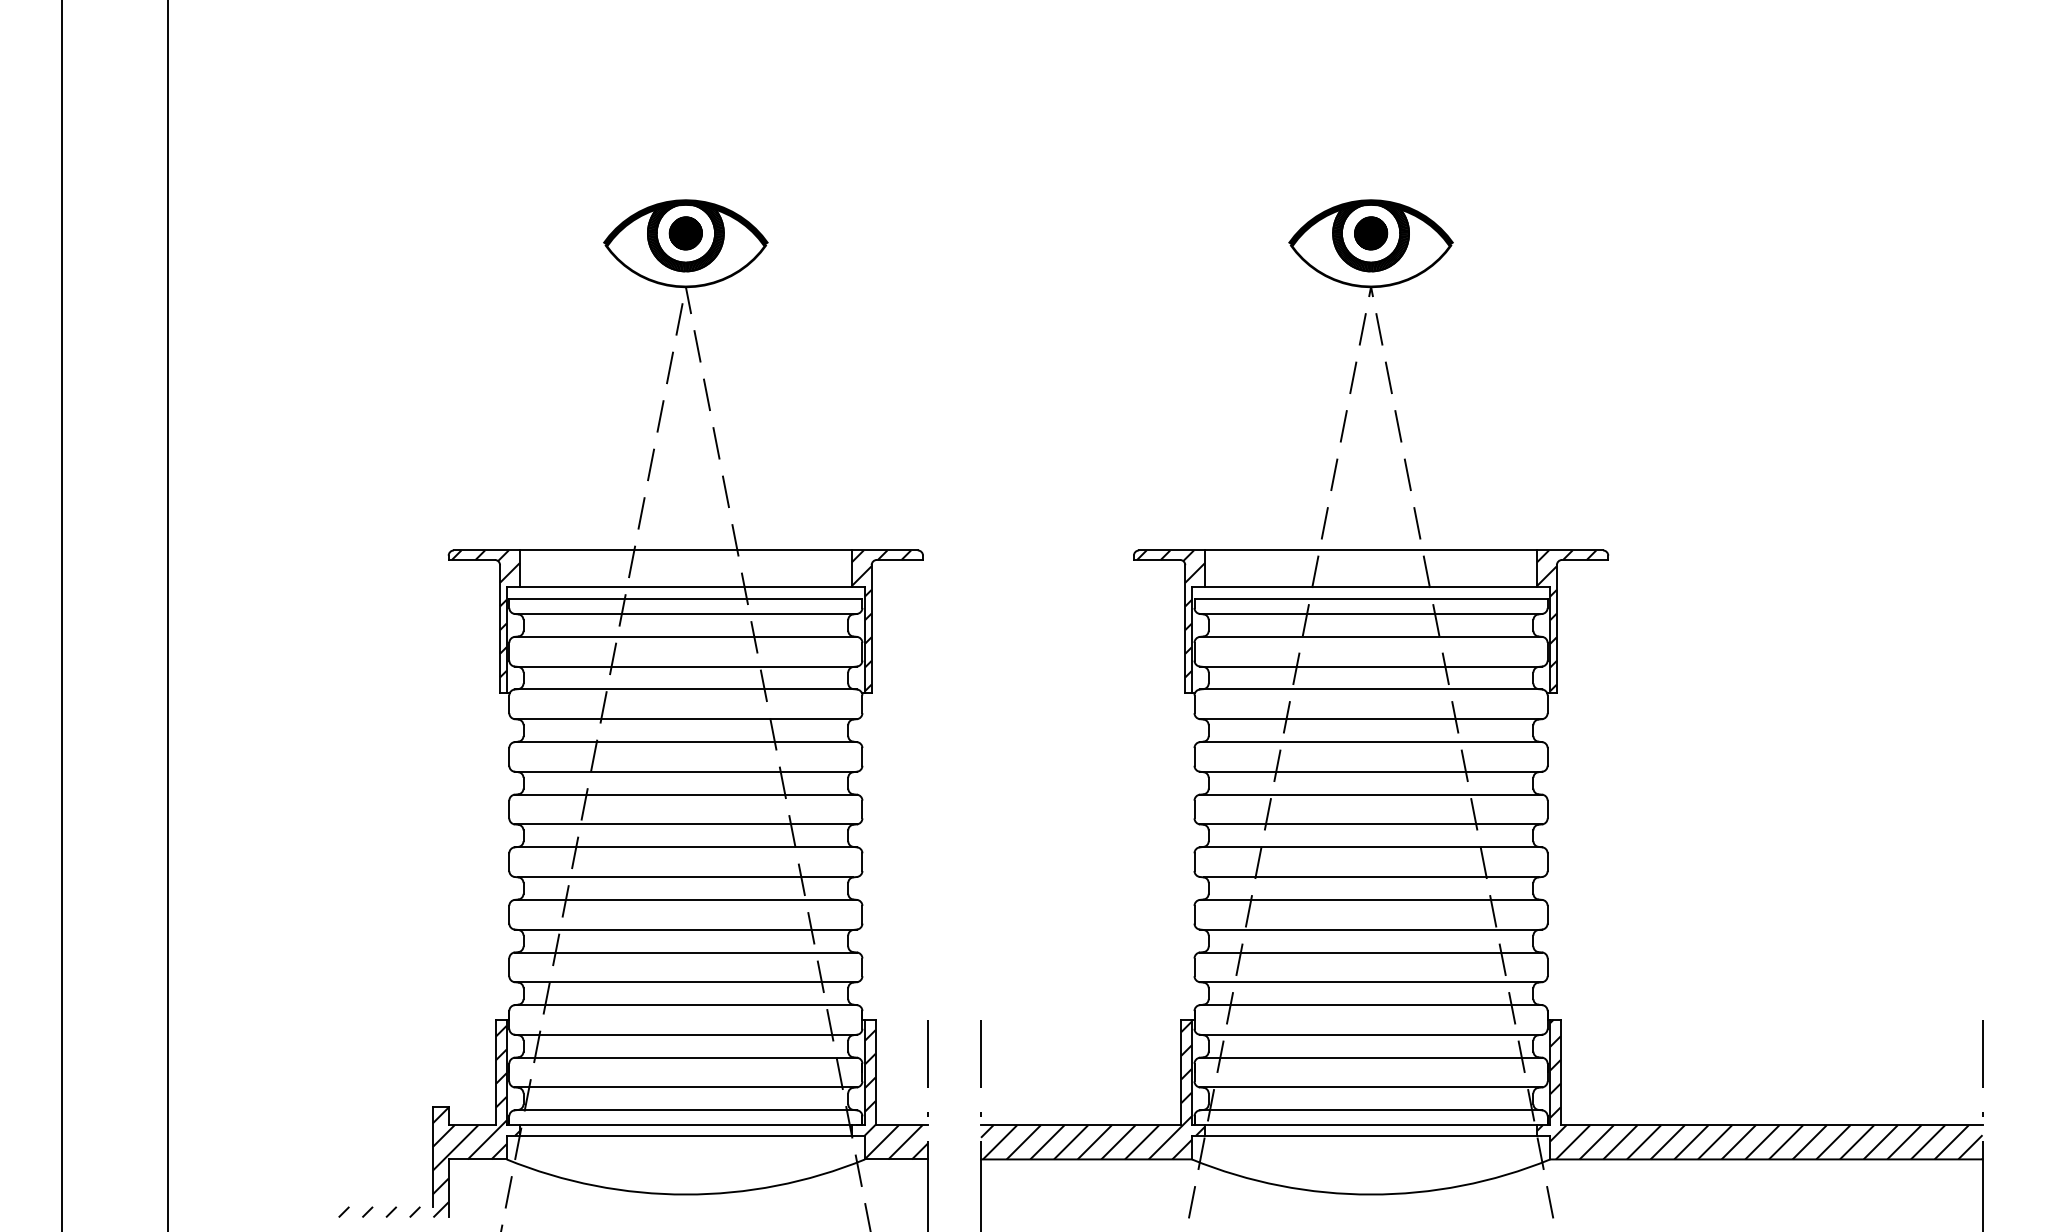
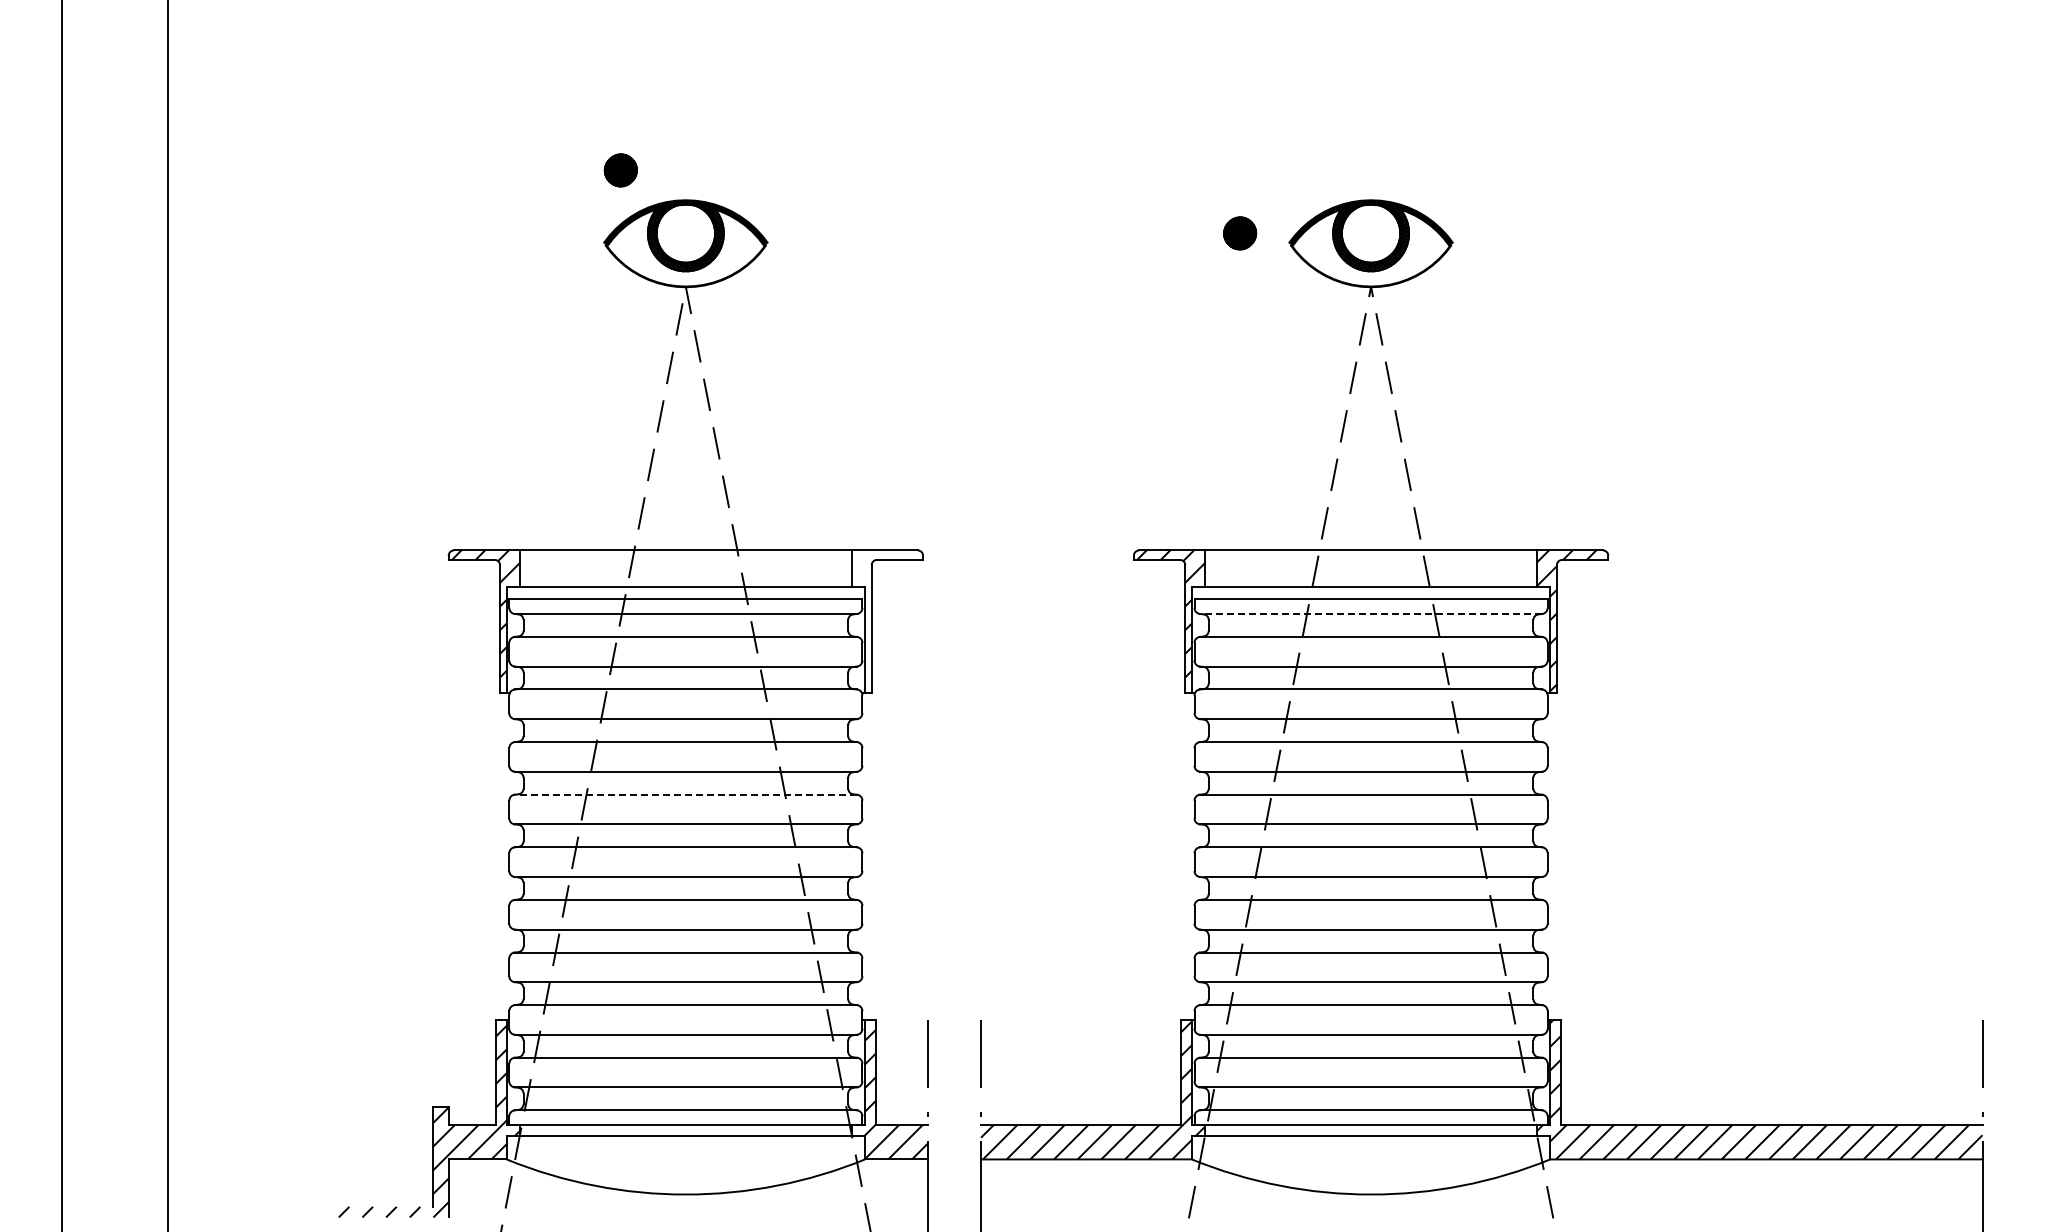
part position: (685, 233) -> (620, 170) (620, 170)
part position: (1371, 233) -> (1240, 233) (1240, 233)
line: solid -> dashed (1370, 613)
hatch: present -> none (881, 620)
line: solid -> dashed (685, 794)
